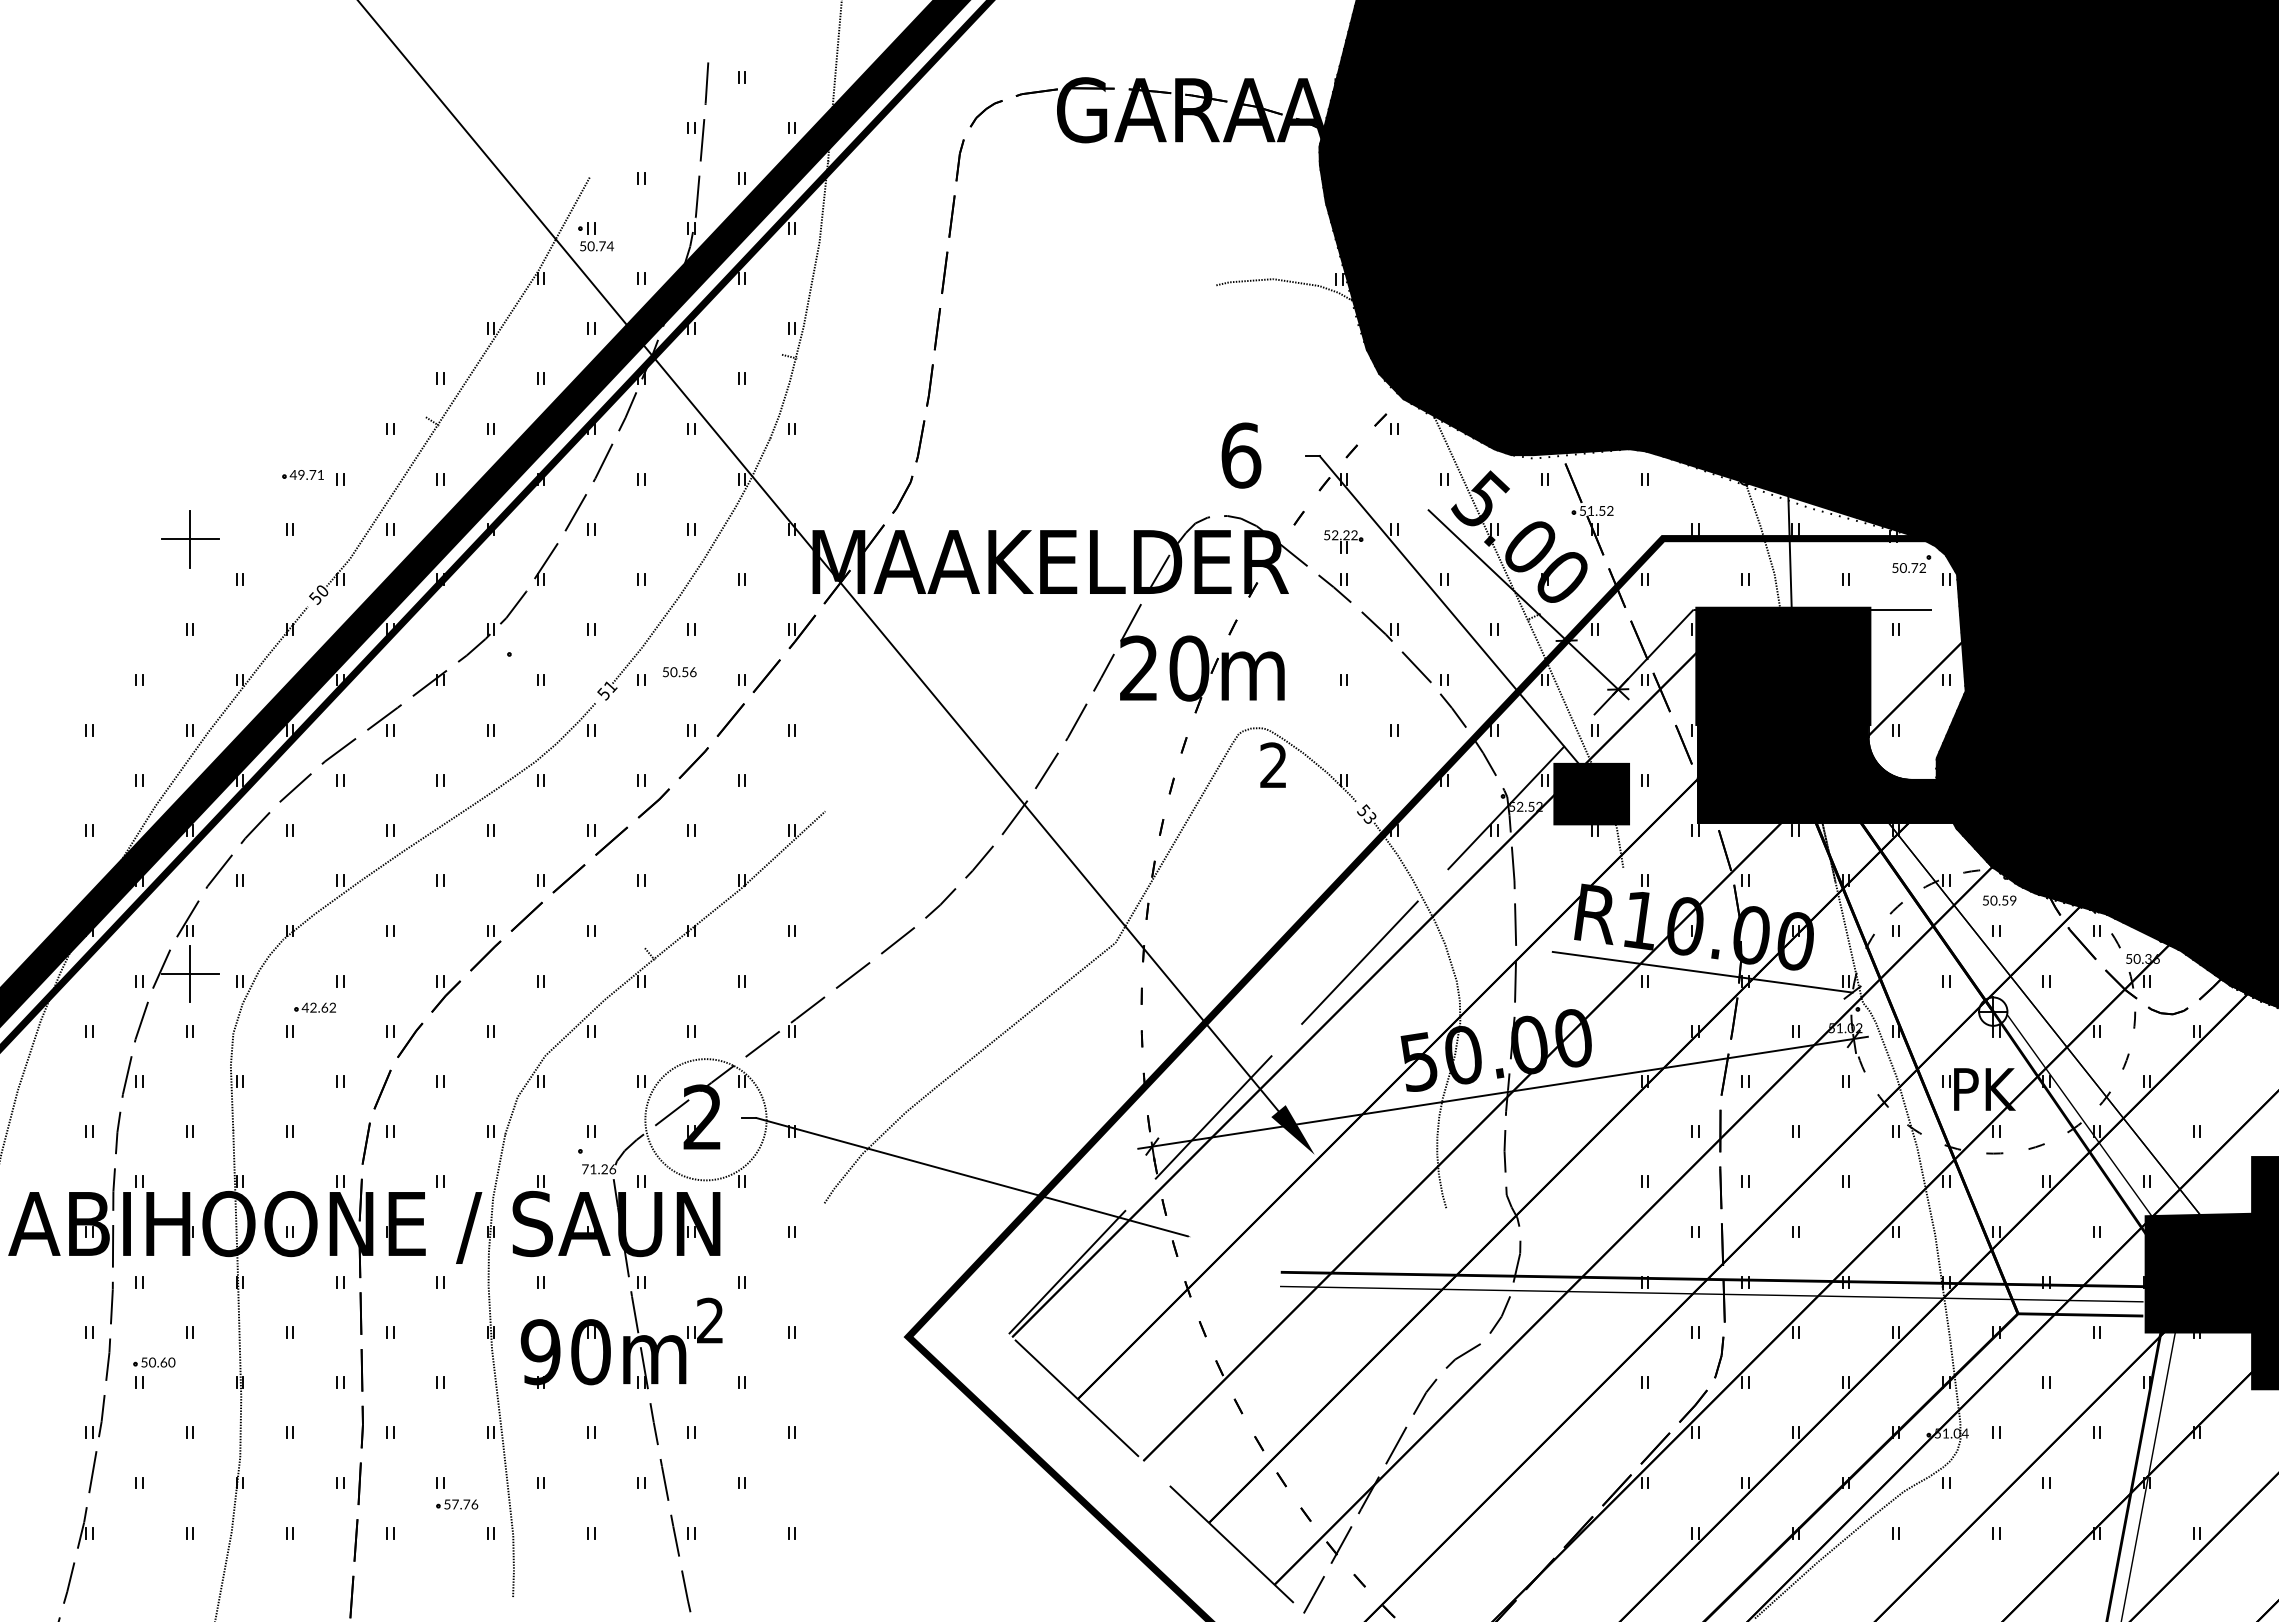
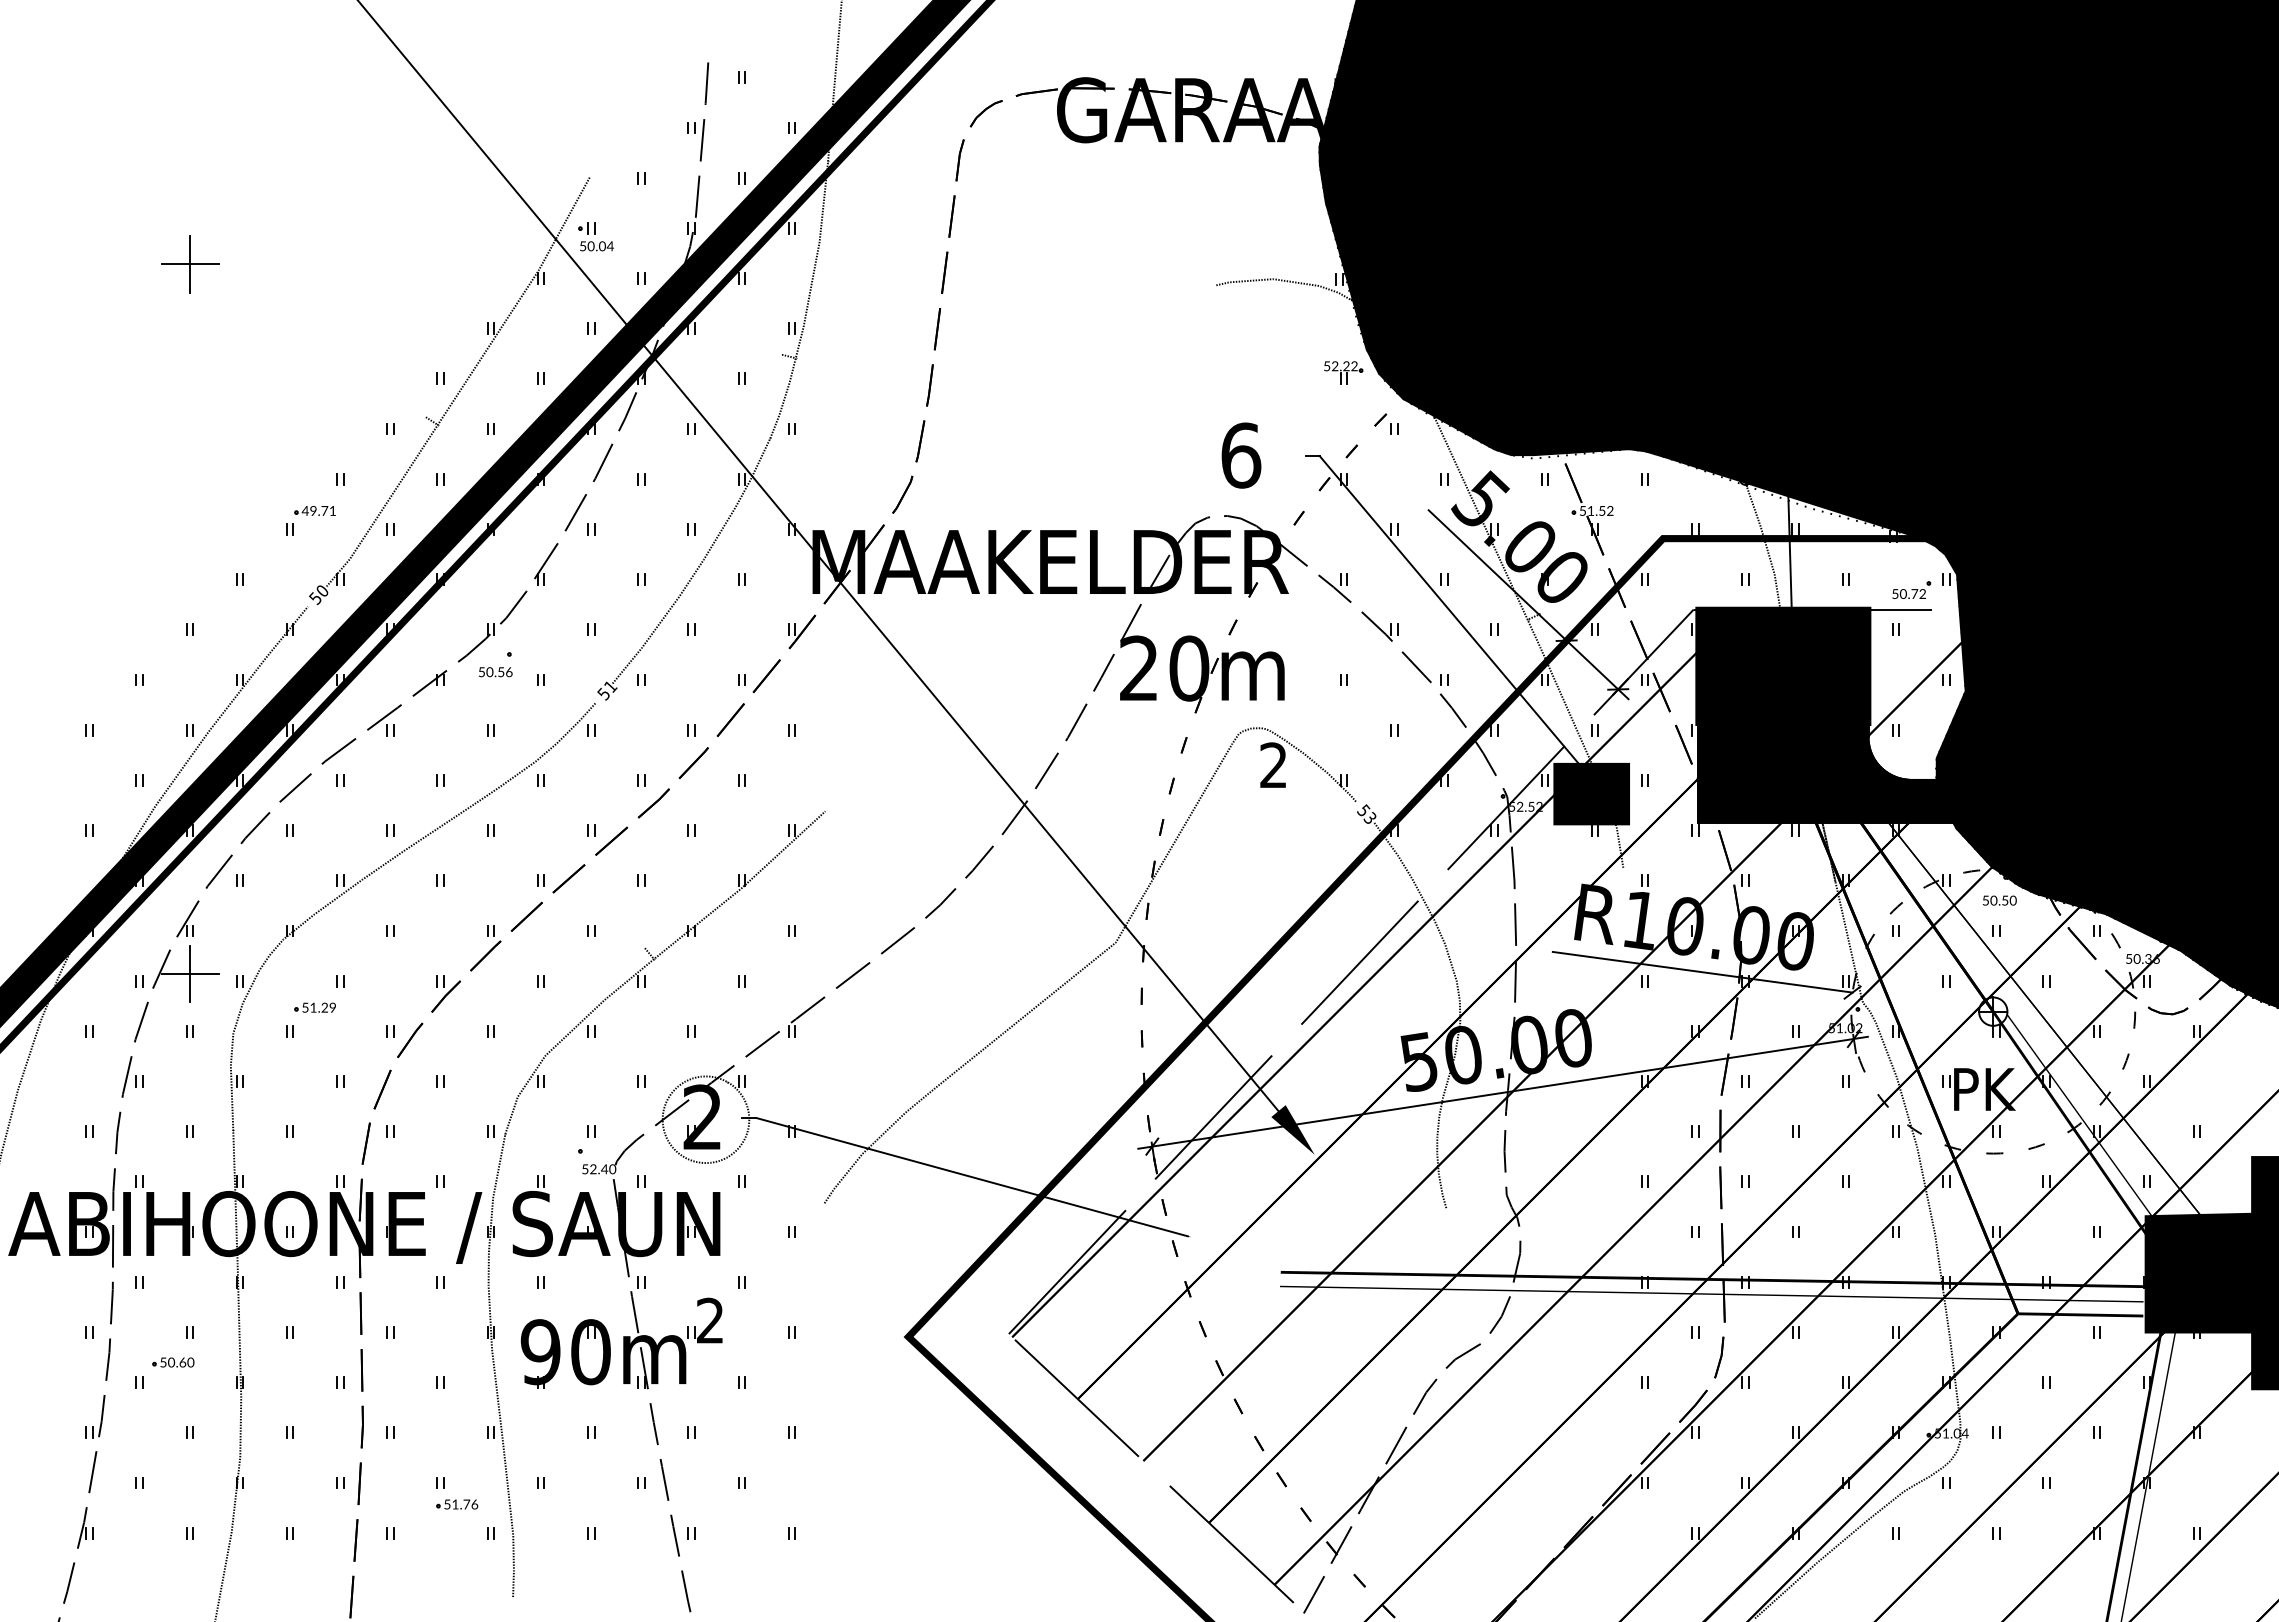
text: 50.74 -> 50.04 (601, 246)
part position: (302, 474) -> (314, 510) (314, 510)
part position: (190, 539) -> (190, 264) (190, 264)
part position: (1343, 541) -> (1343, 372) (1343, 372)
part position: (1911, 563) -> (1911, 589) (1911, 589)
text position: (679, 672) -> (495, 672) (495, 672)
text: 50.59 -> 50.50 (2012, 901)
text: 42.62 -> 51.29 (318, 1007)
circle diameter: 121 px -> 87 px (705, 1119)
text: 71.26 -> 52.40 (599, 1169)
part position: (154, 1362) -> (173, 1362) (173, 1362)
text: 57.76 -> 51.76 (455, 1504)
